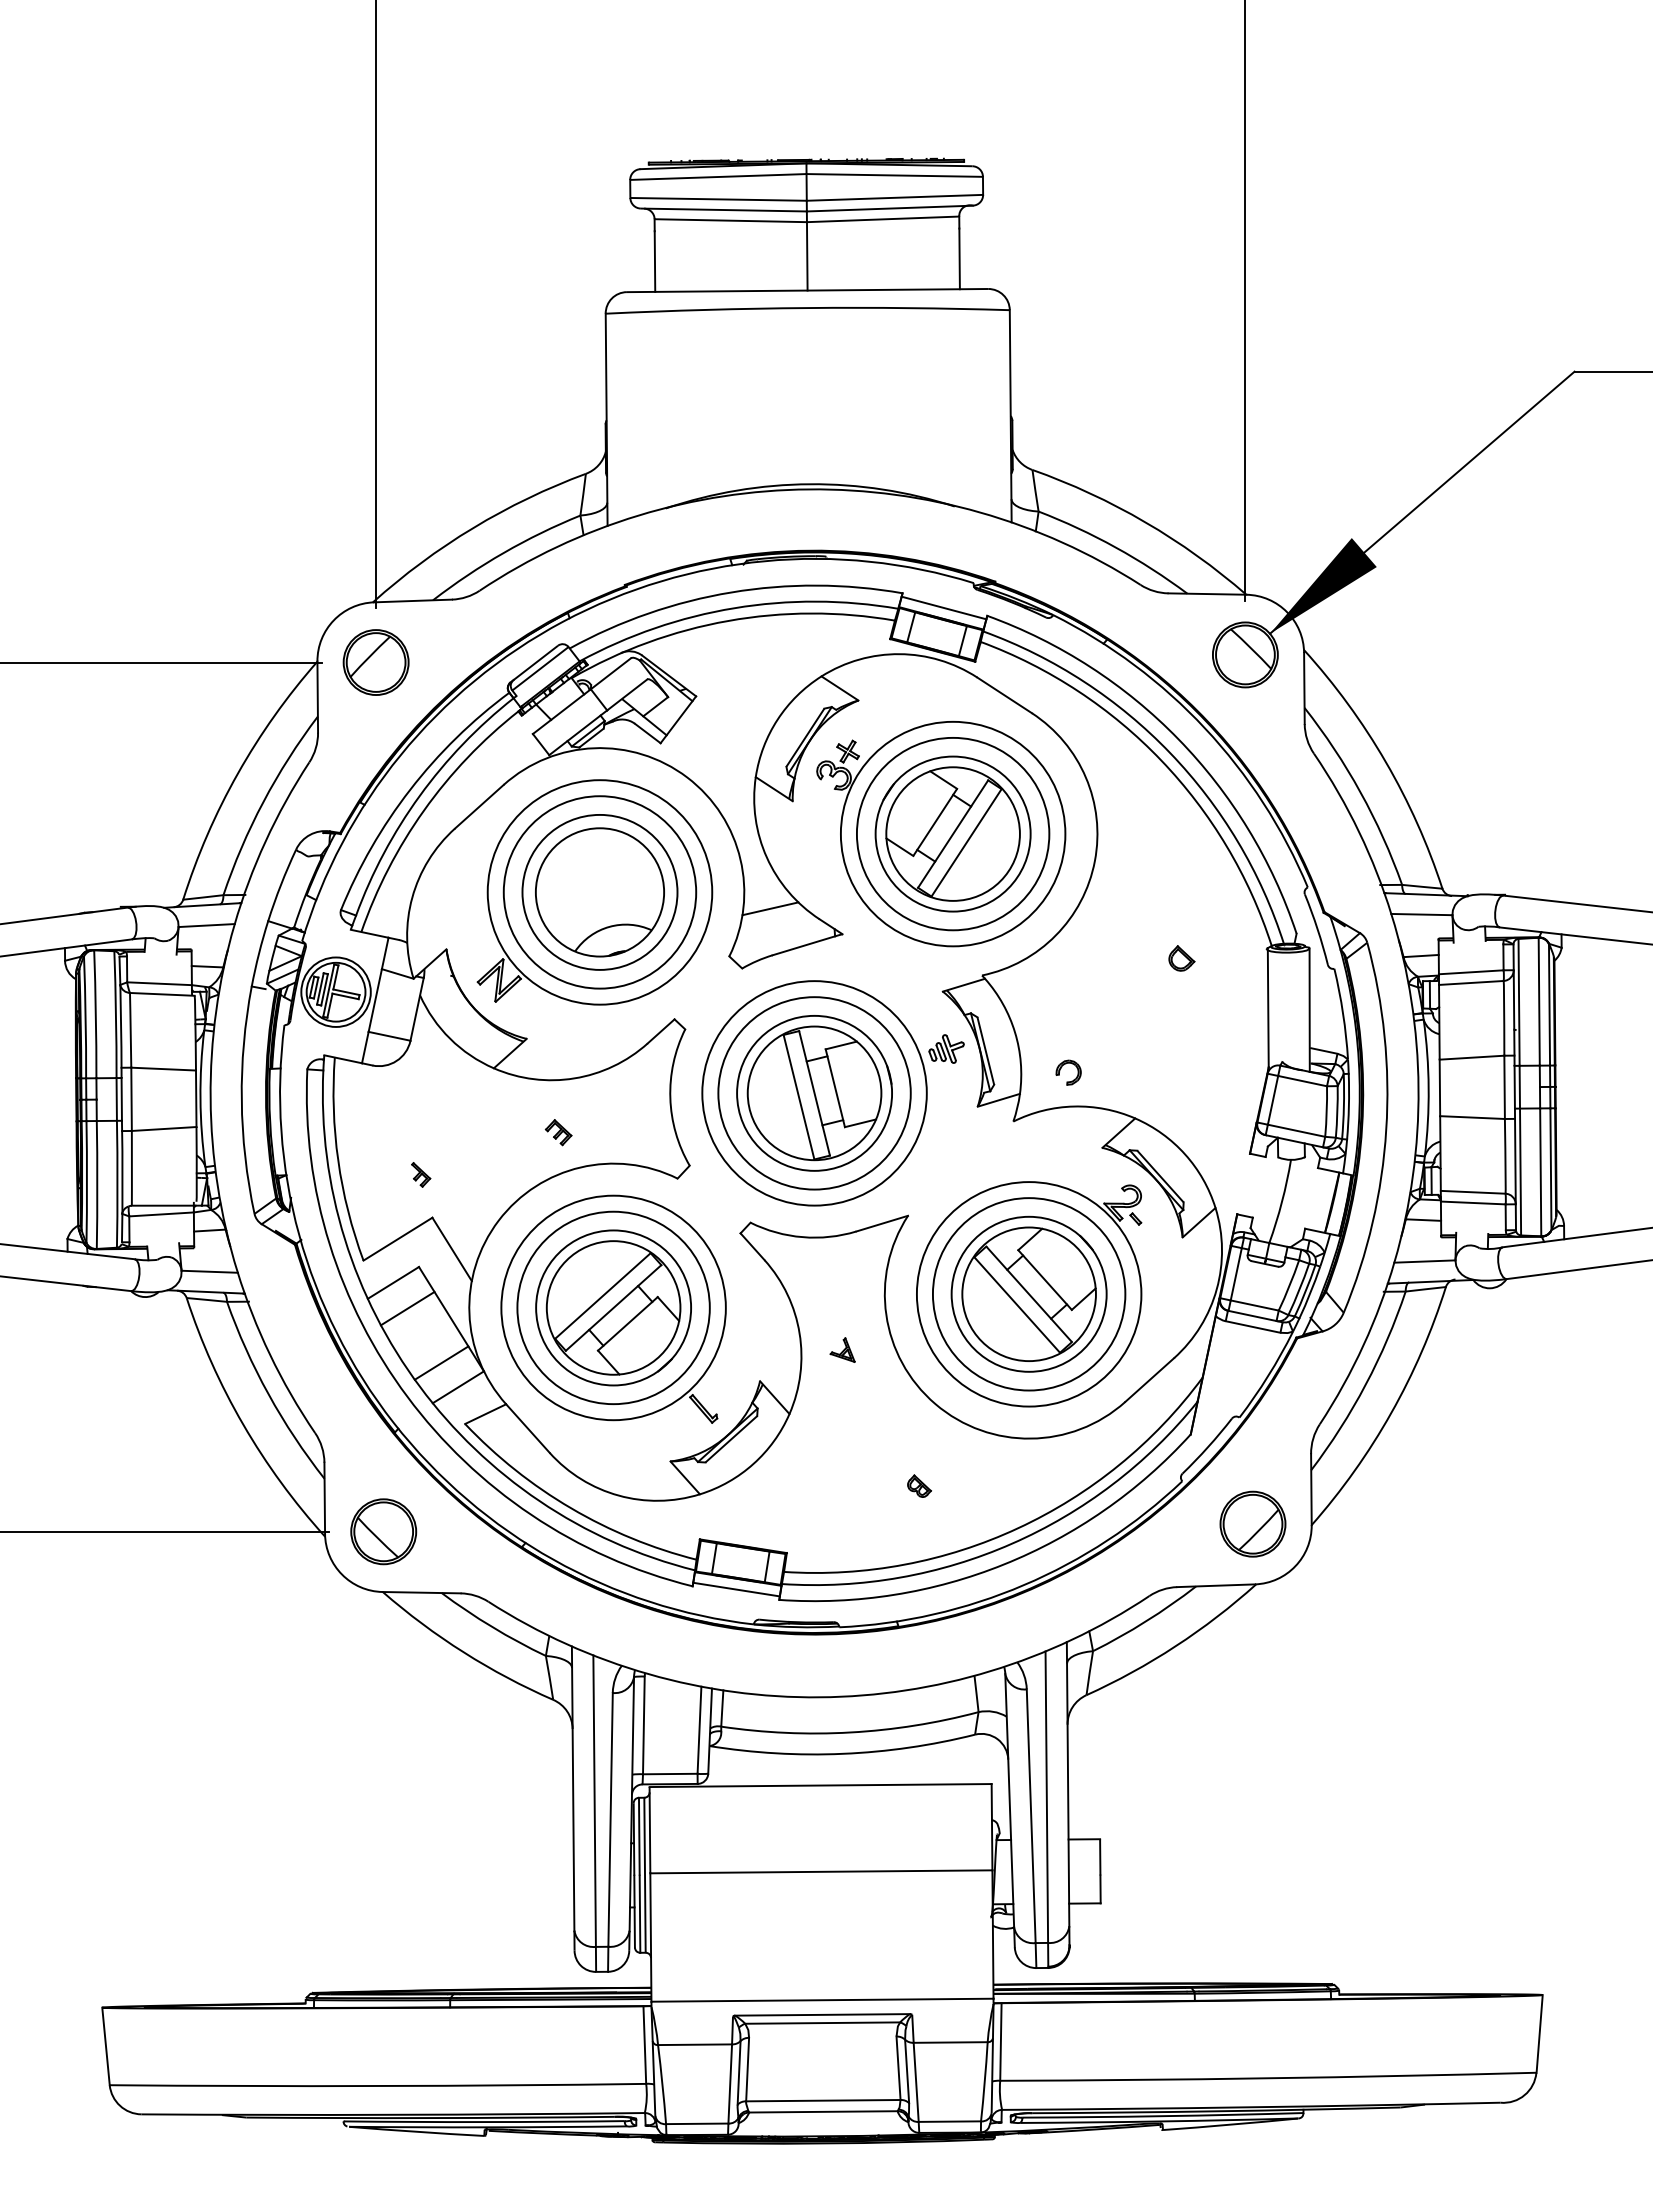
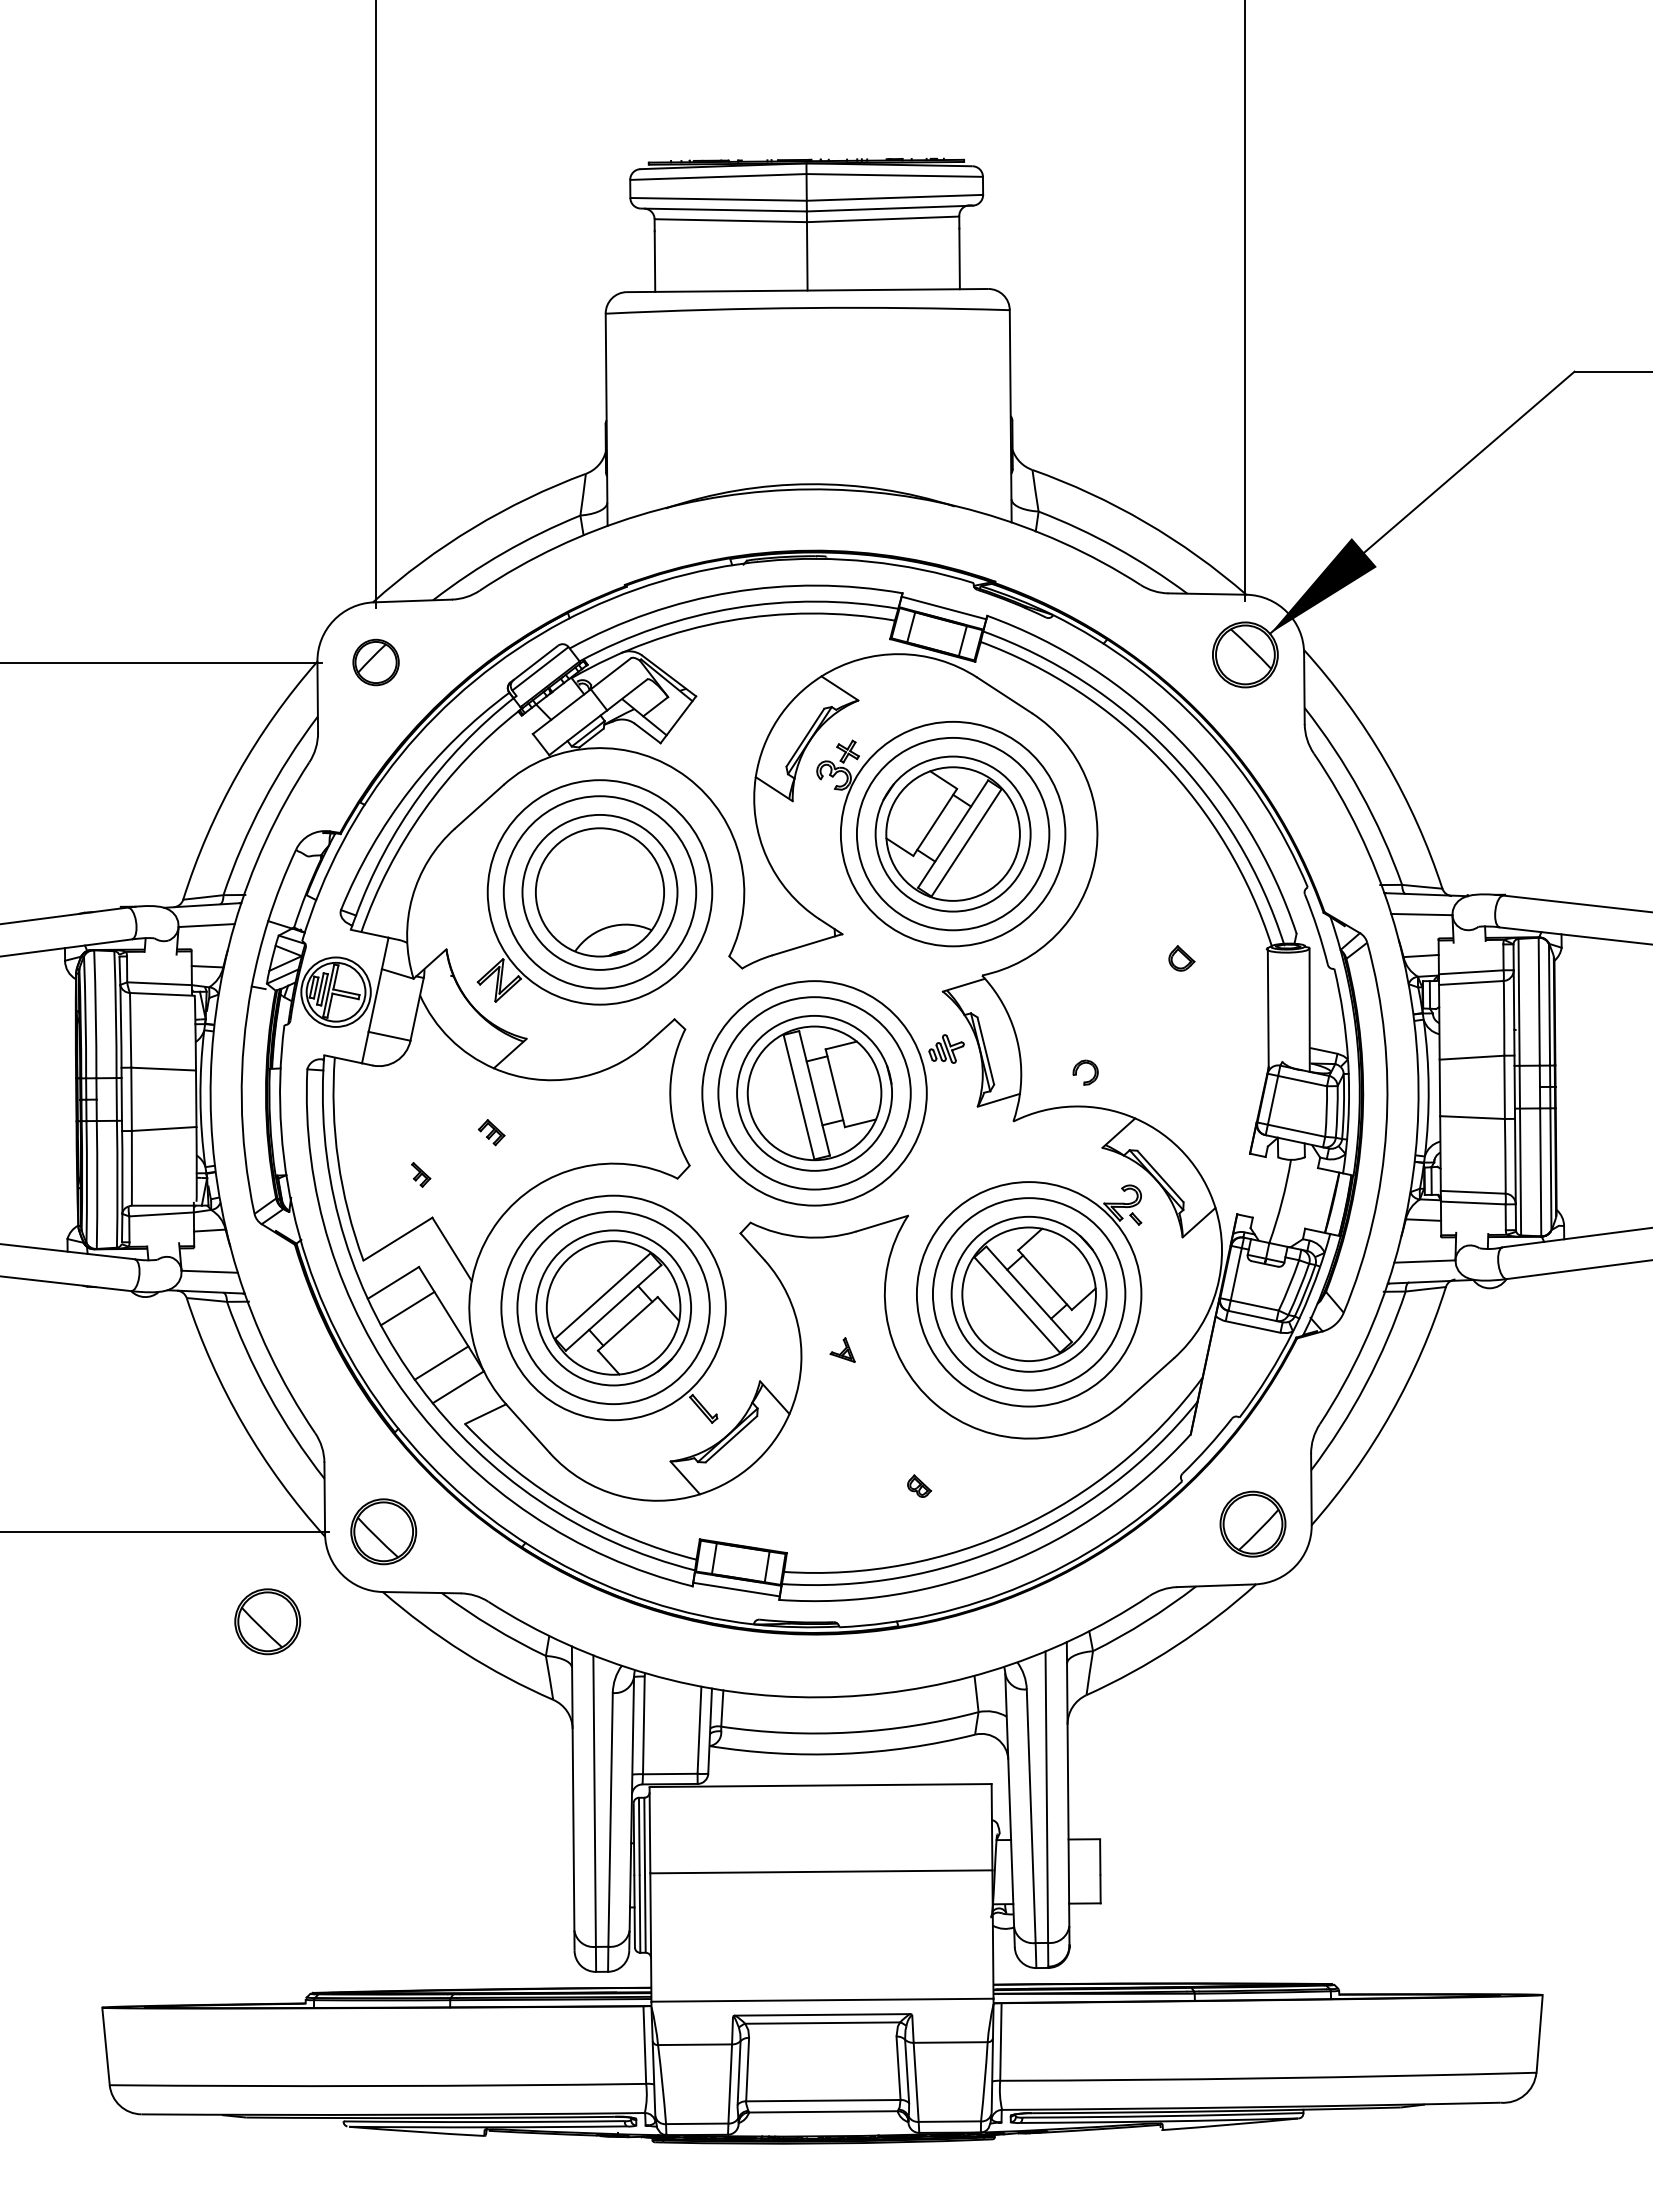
part size: 68x67 px -> 48x49 px (375, 662)
line: present -> none (770, 908)
part position: (1062, 1067) -> (1079, 1067) (1079, 1067)
part position: (558, 1132) -> (491, 1132) (491, 1132)
part: none -> present (267, 1621)
